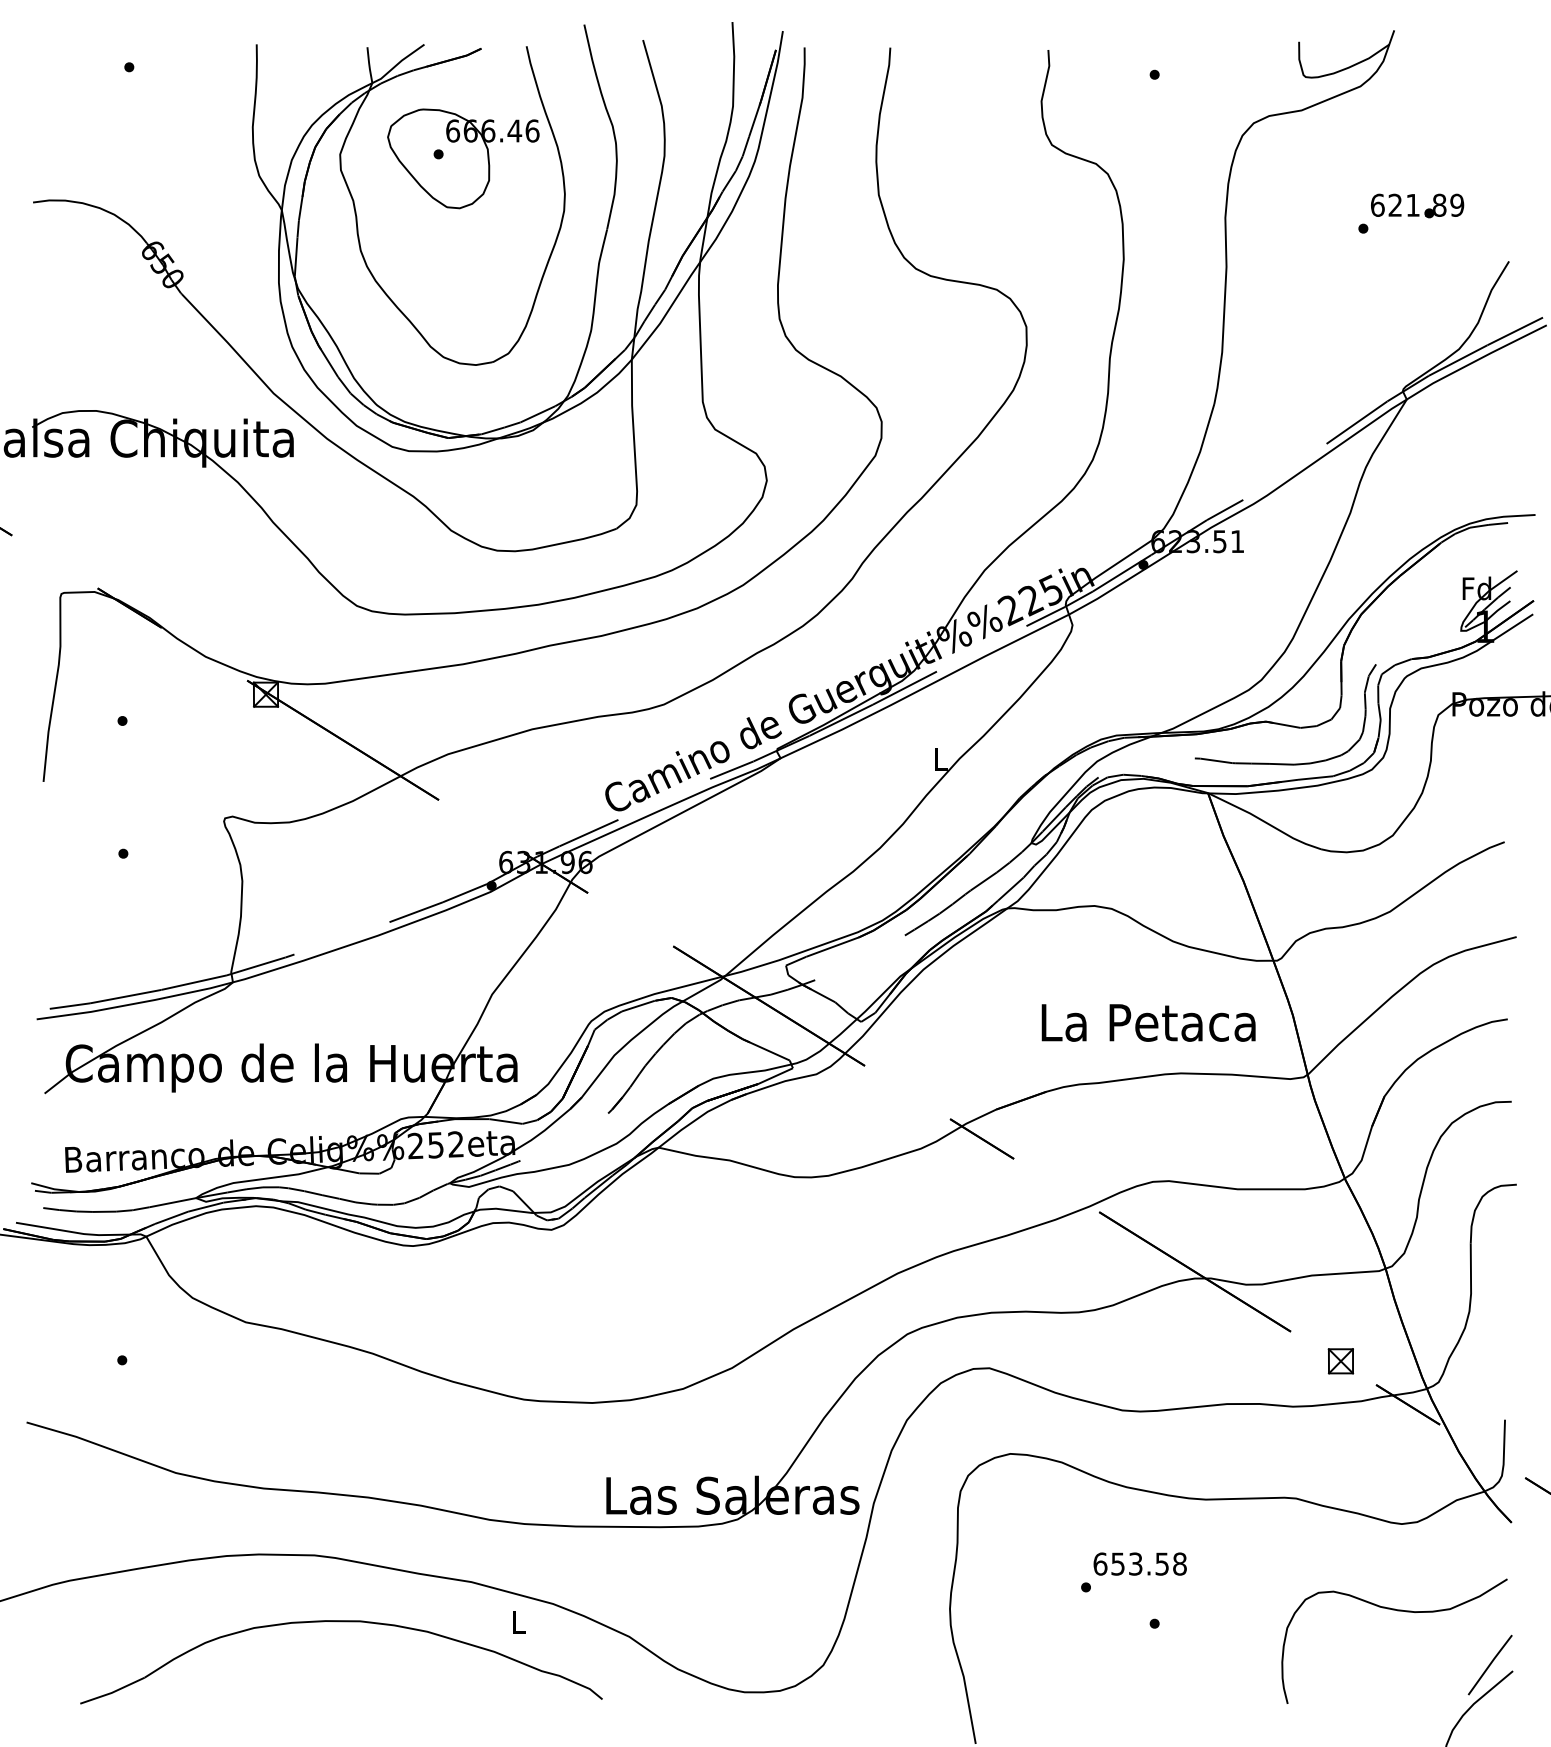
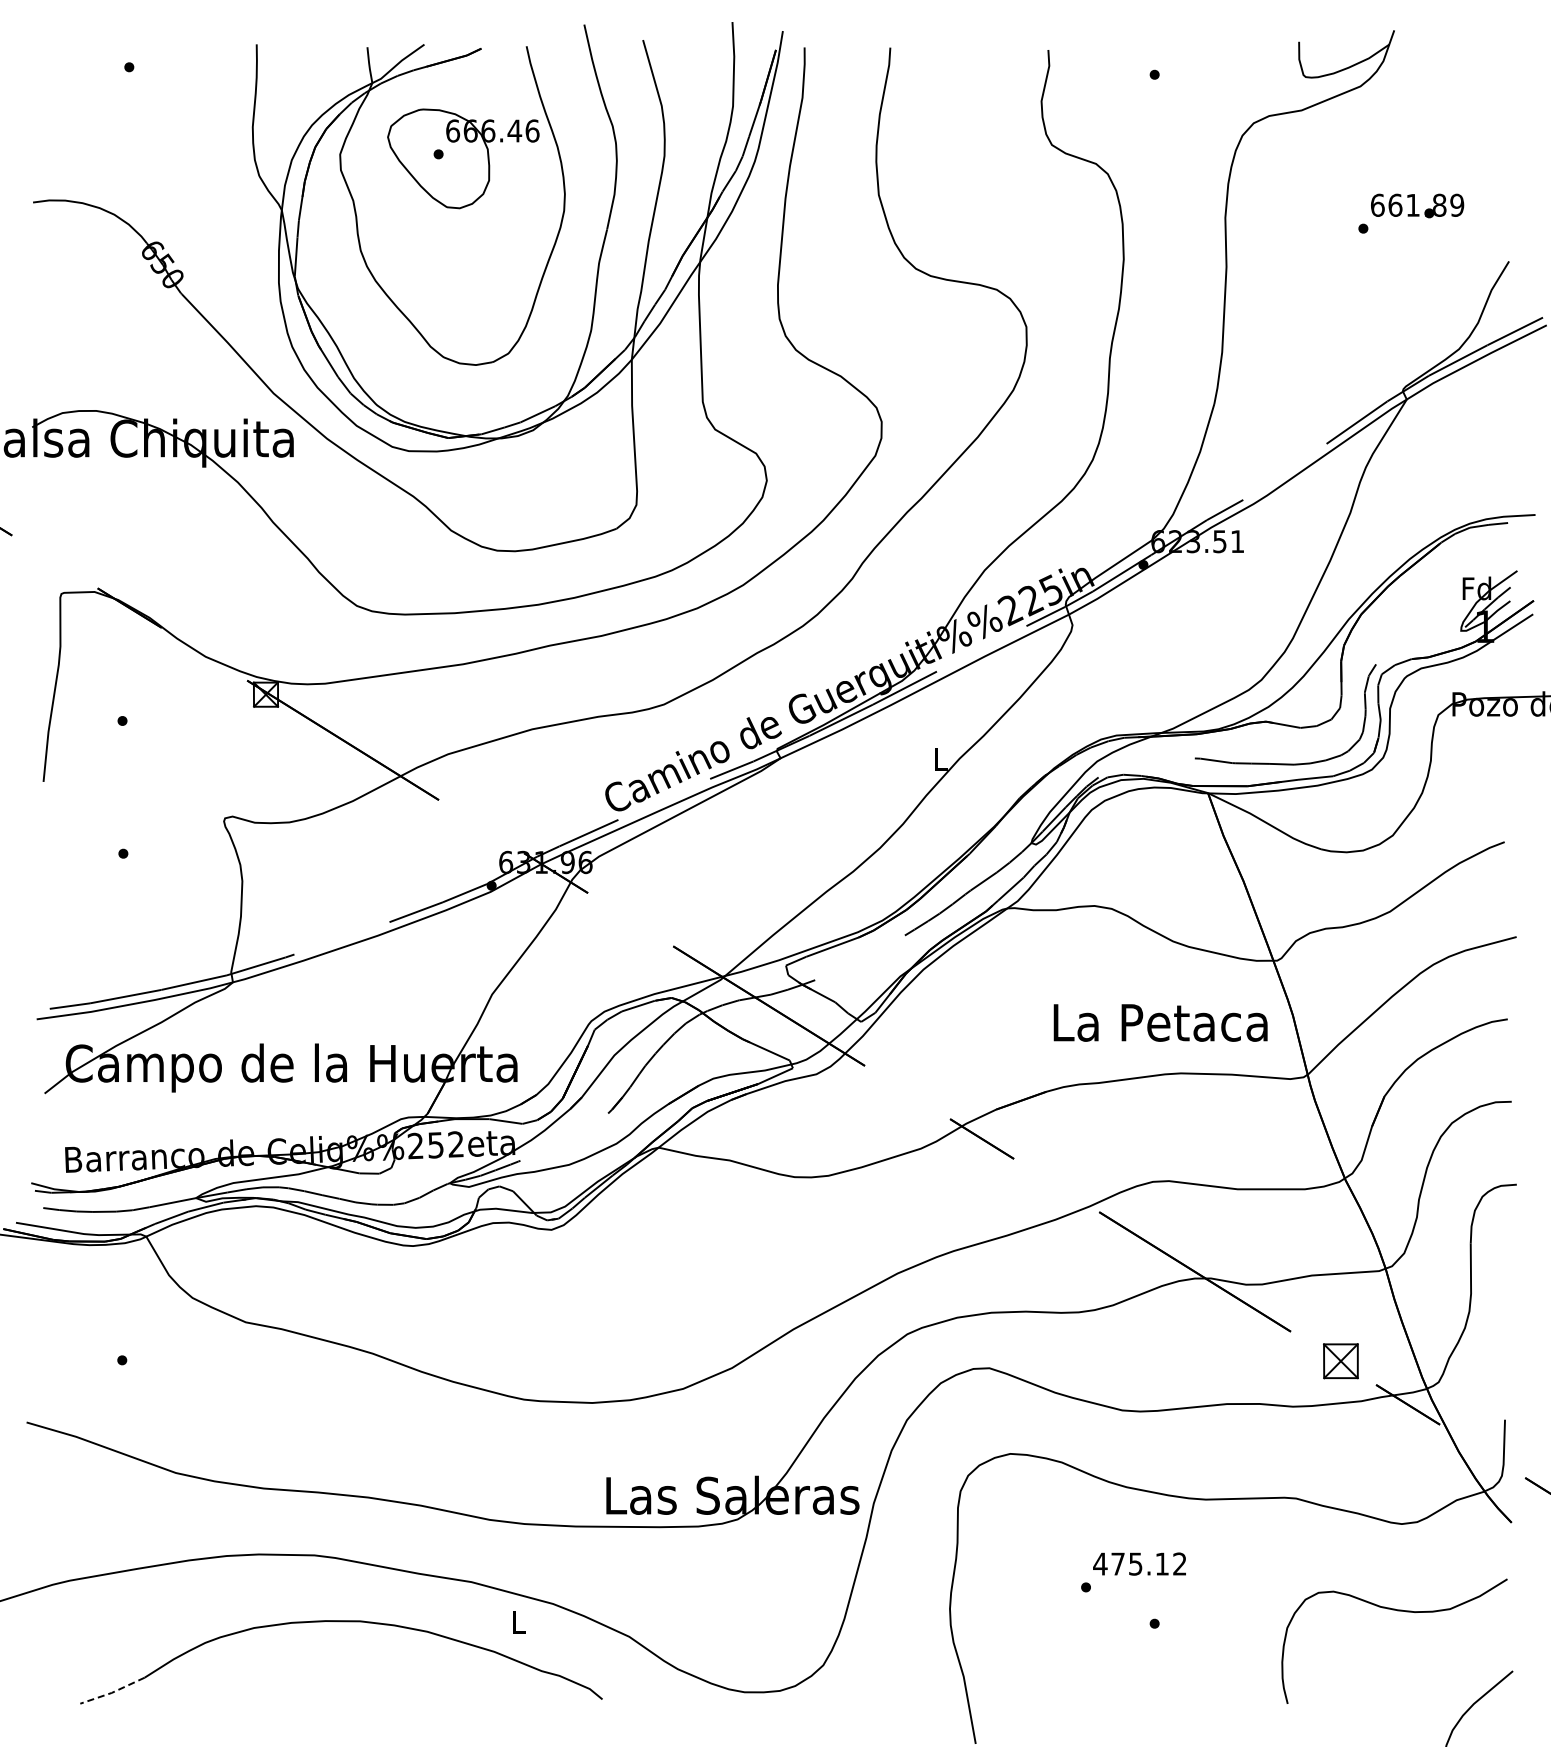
text: 621.89 -> 661.89 (1395, 204)
text position: (1148, 1022) -> (1160, 1022) (1160, 1022)
part size: 28x27 px -> 36x37 px (1340, 1361)
text: 653.58 -> 475.12 (1139, 1563)
line: present -> none (1489, 1664)
line: solid -> dashed (112, 1692)
